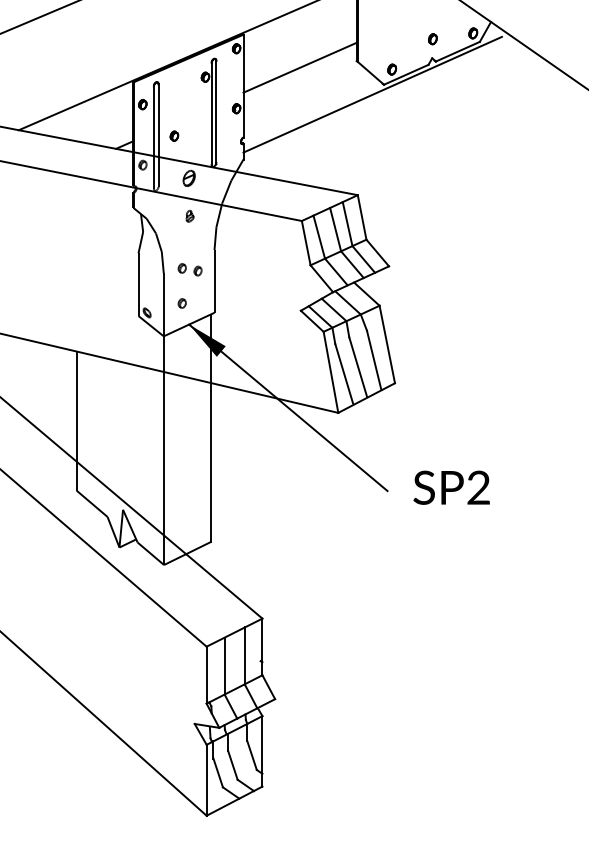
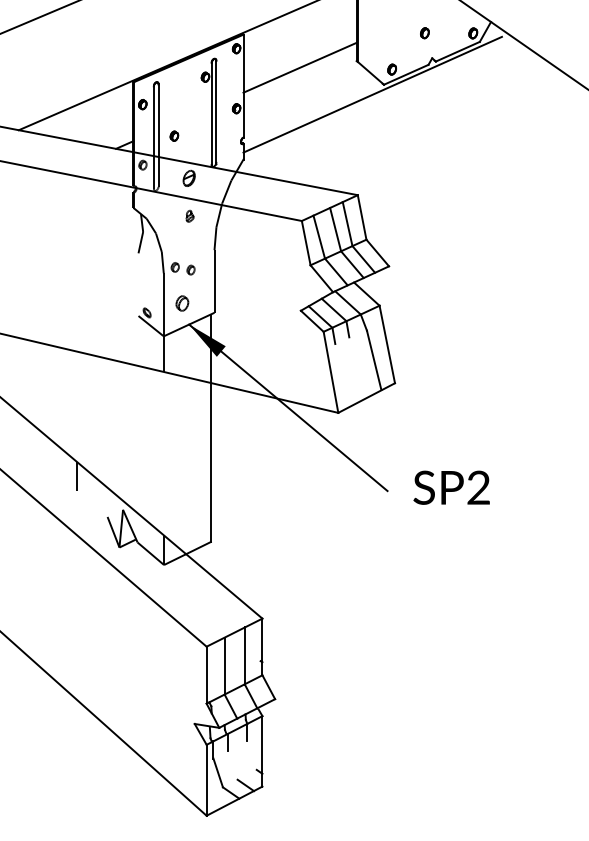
part position: (432, 39) -> (424, 33) (424, 33)
part position: (189, 269) -> (182, 268) (182, 268)
line: present -> none (138, 284)
part size: 10x11 px -> 15x17 px (182, 303)
line: present -> none (358, 366)
line: present -> none (344, 373)
line: present -> none (76, 406)
line: present -> none (164, 453)
line: present -> none (91, 503)
line: present -> none (251, 755)
line: present -> none (232, 765)
